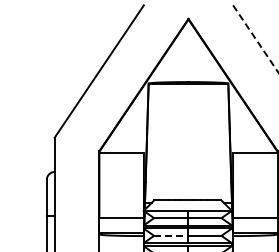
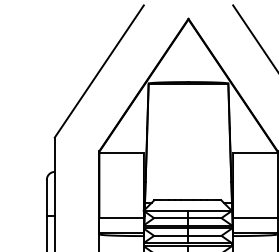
line: dashed -> solid (255, 39)
line: dashed -> solid (170, 235)
